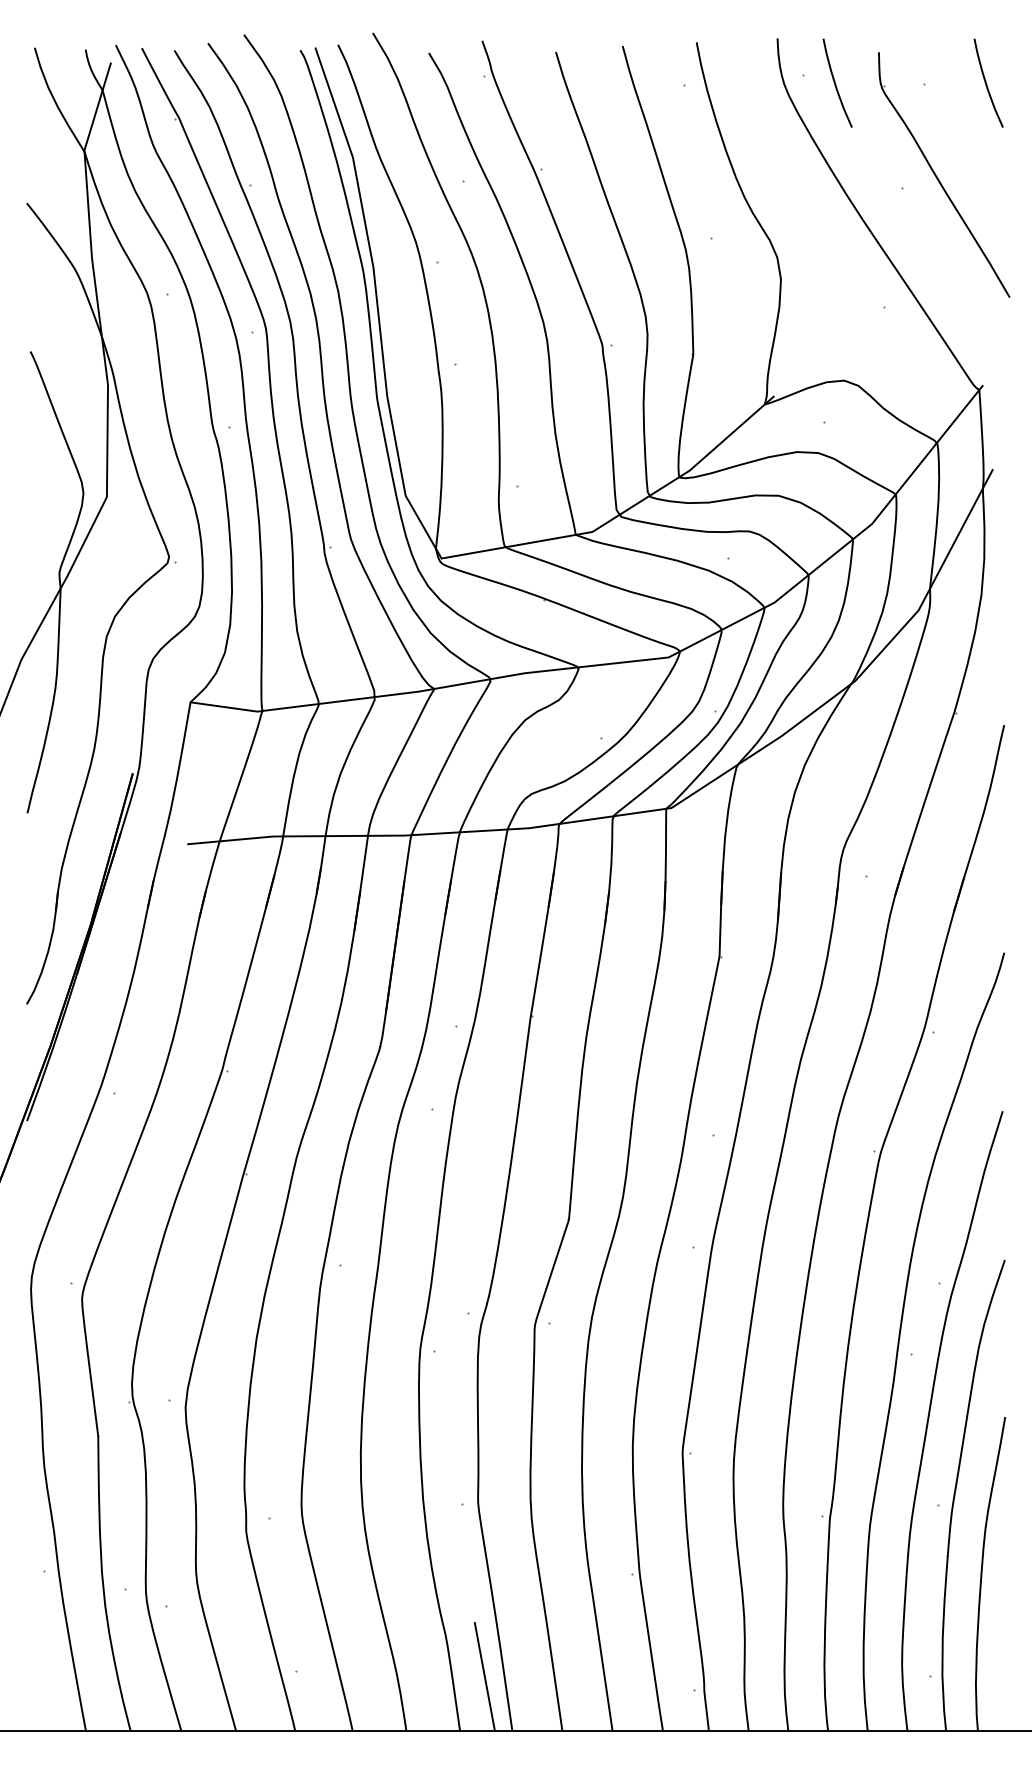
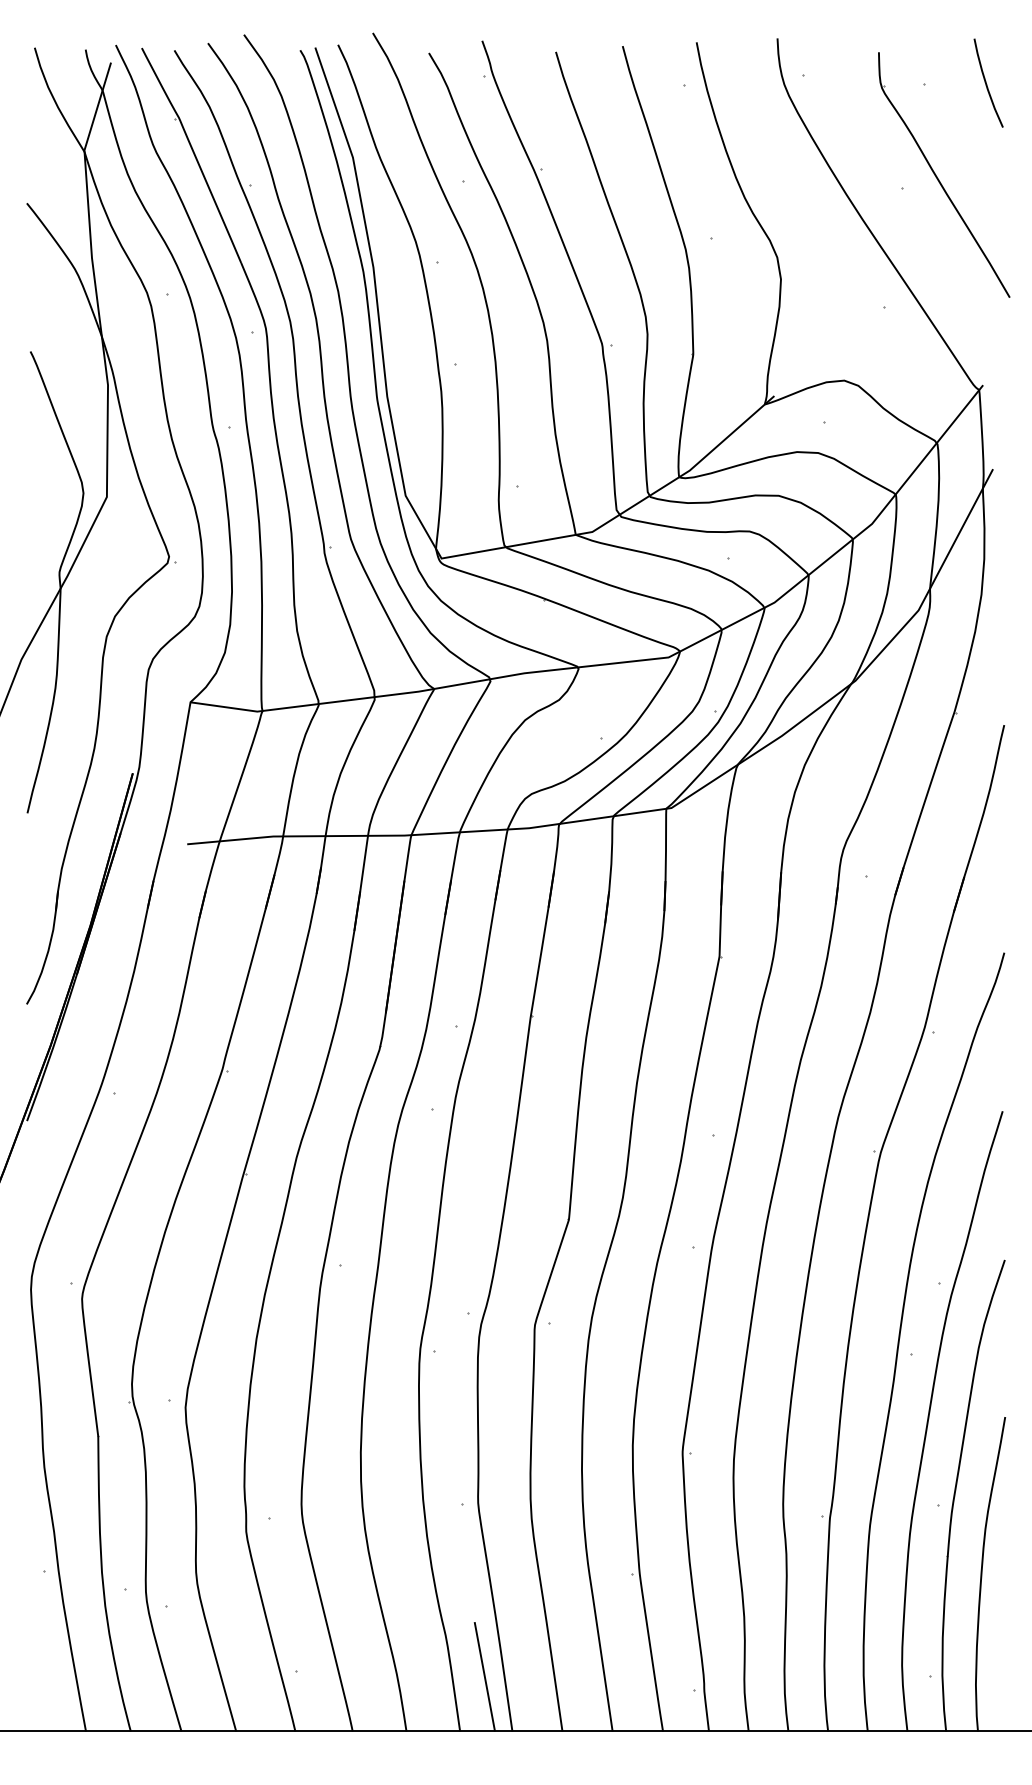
curve: present -> none (835, 82)
